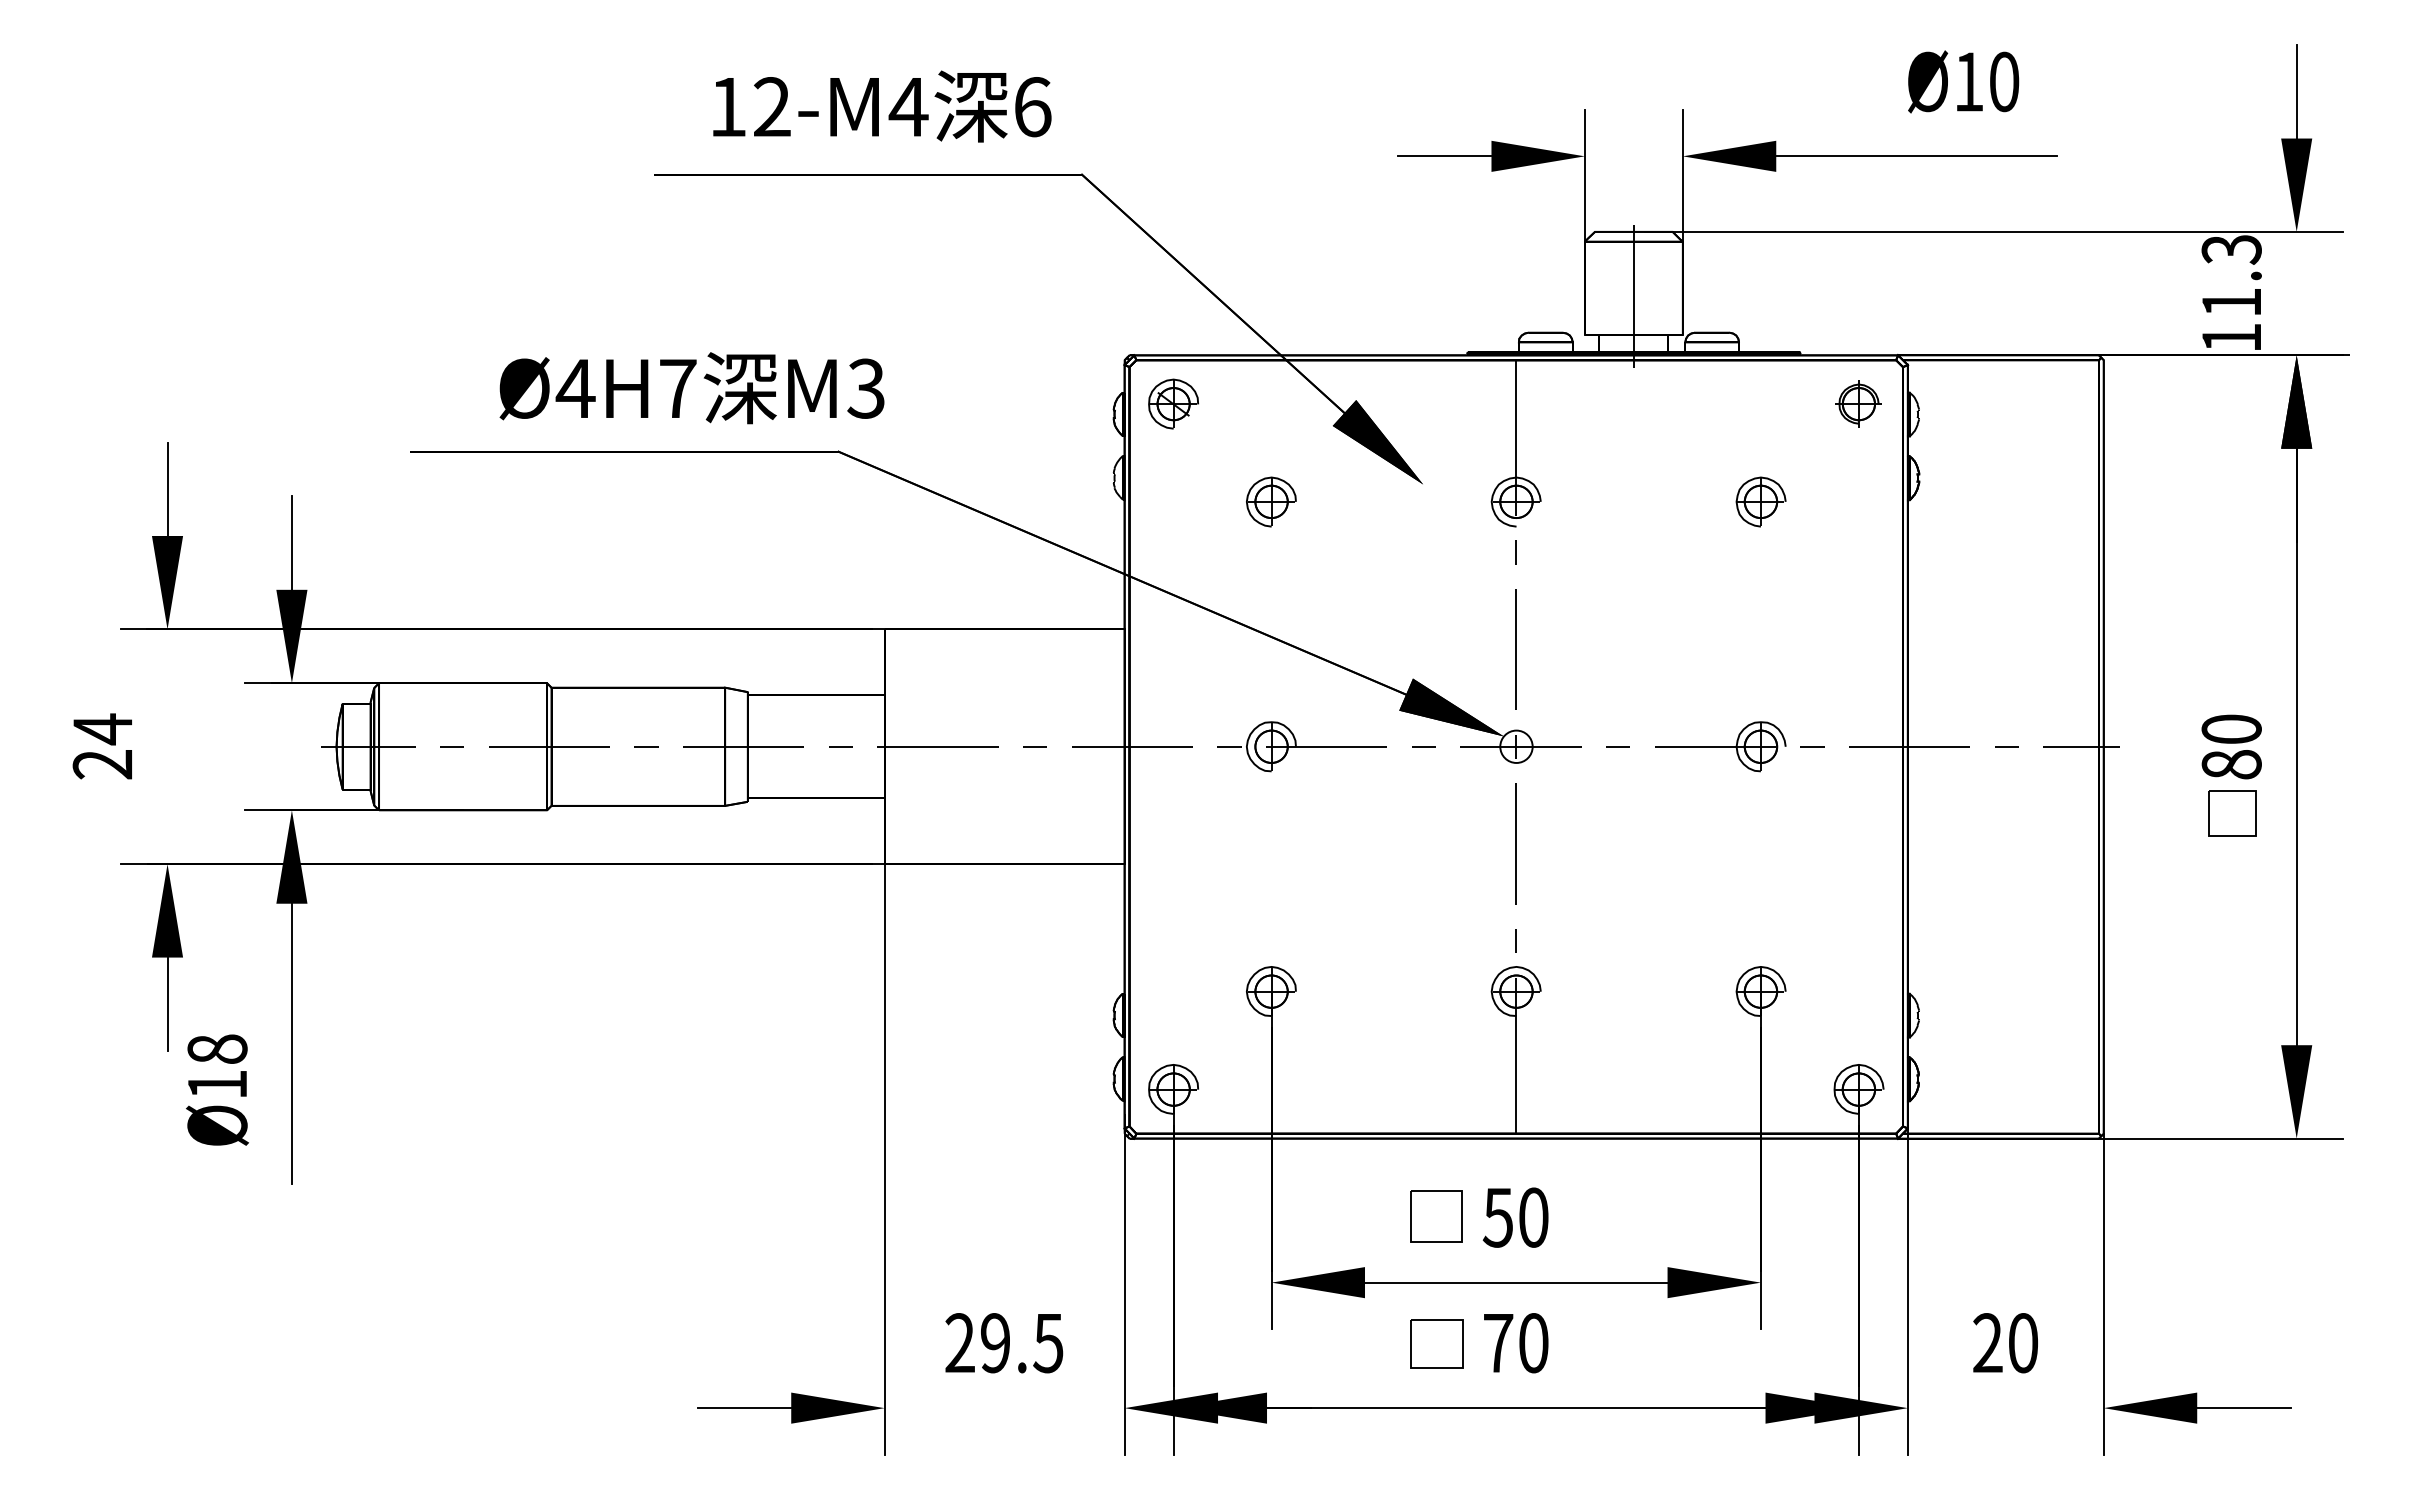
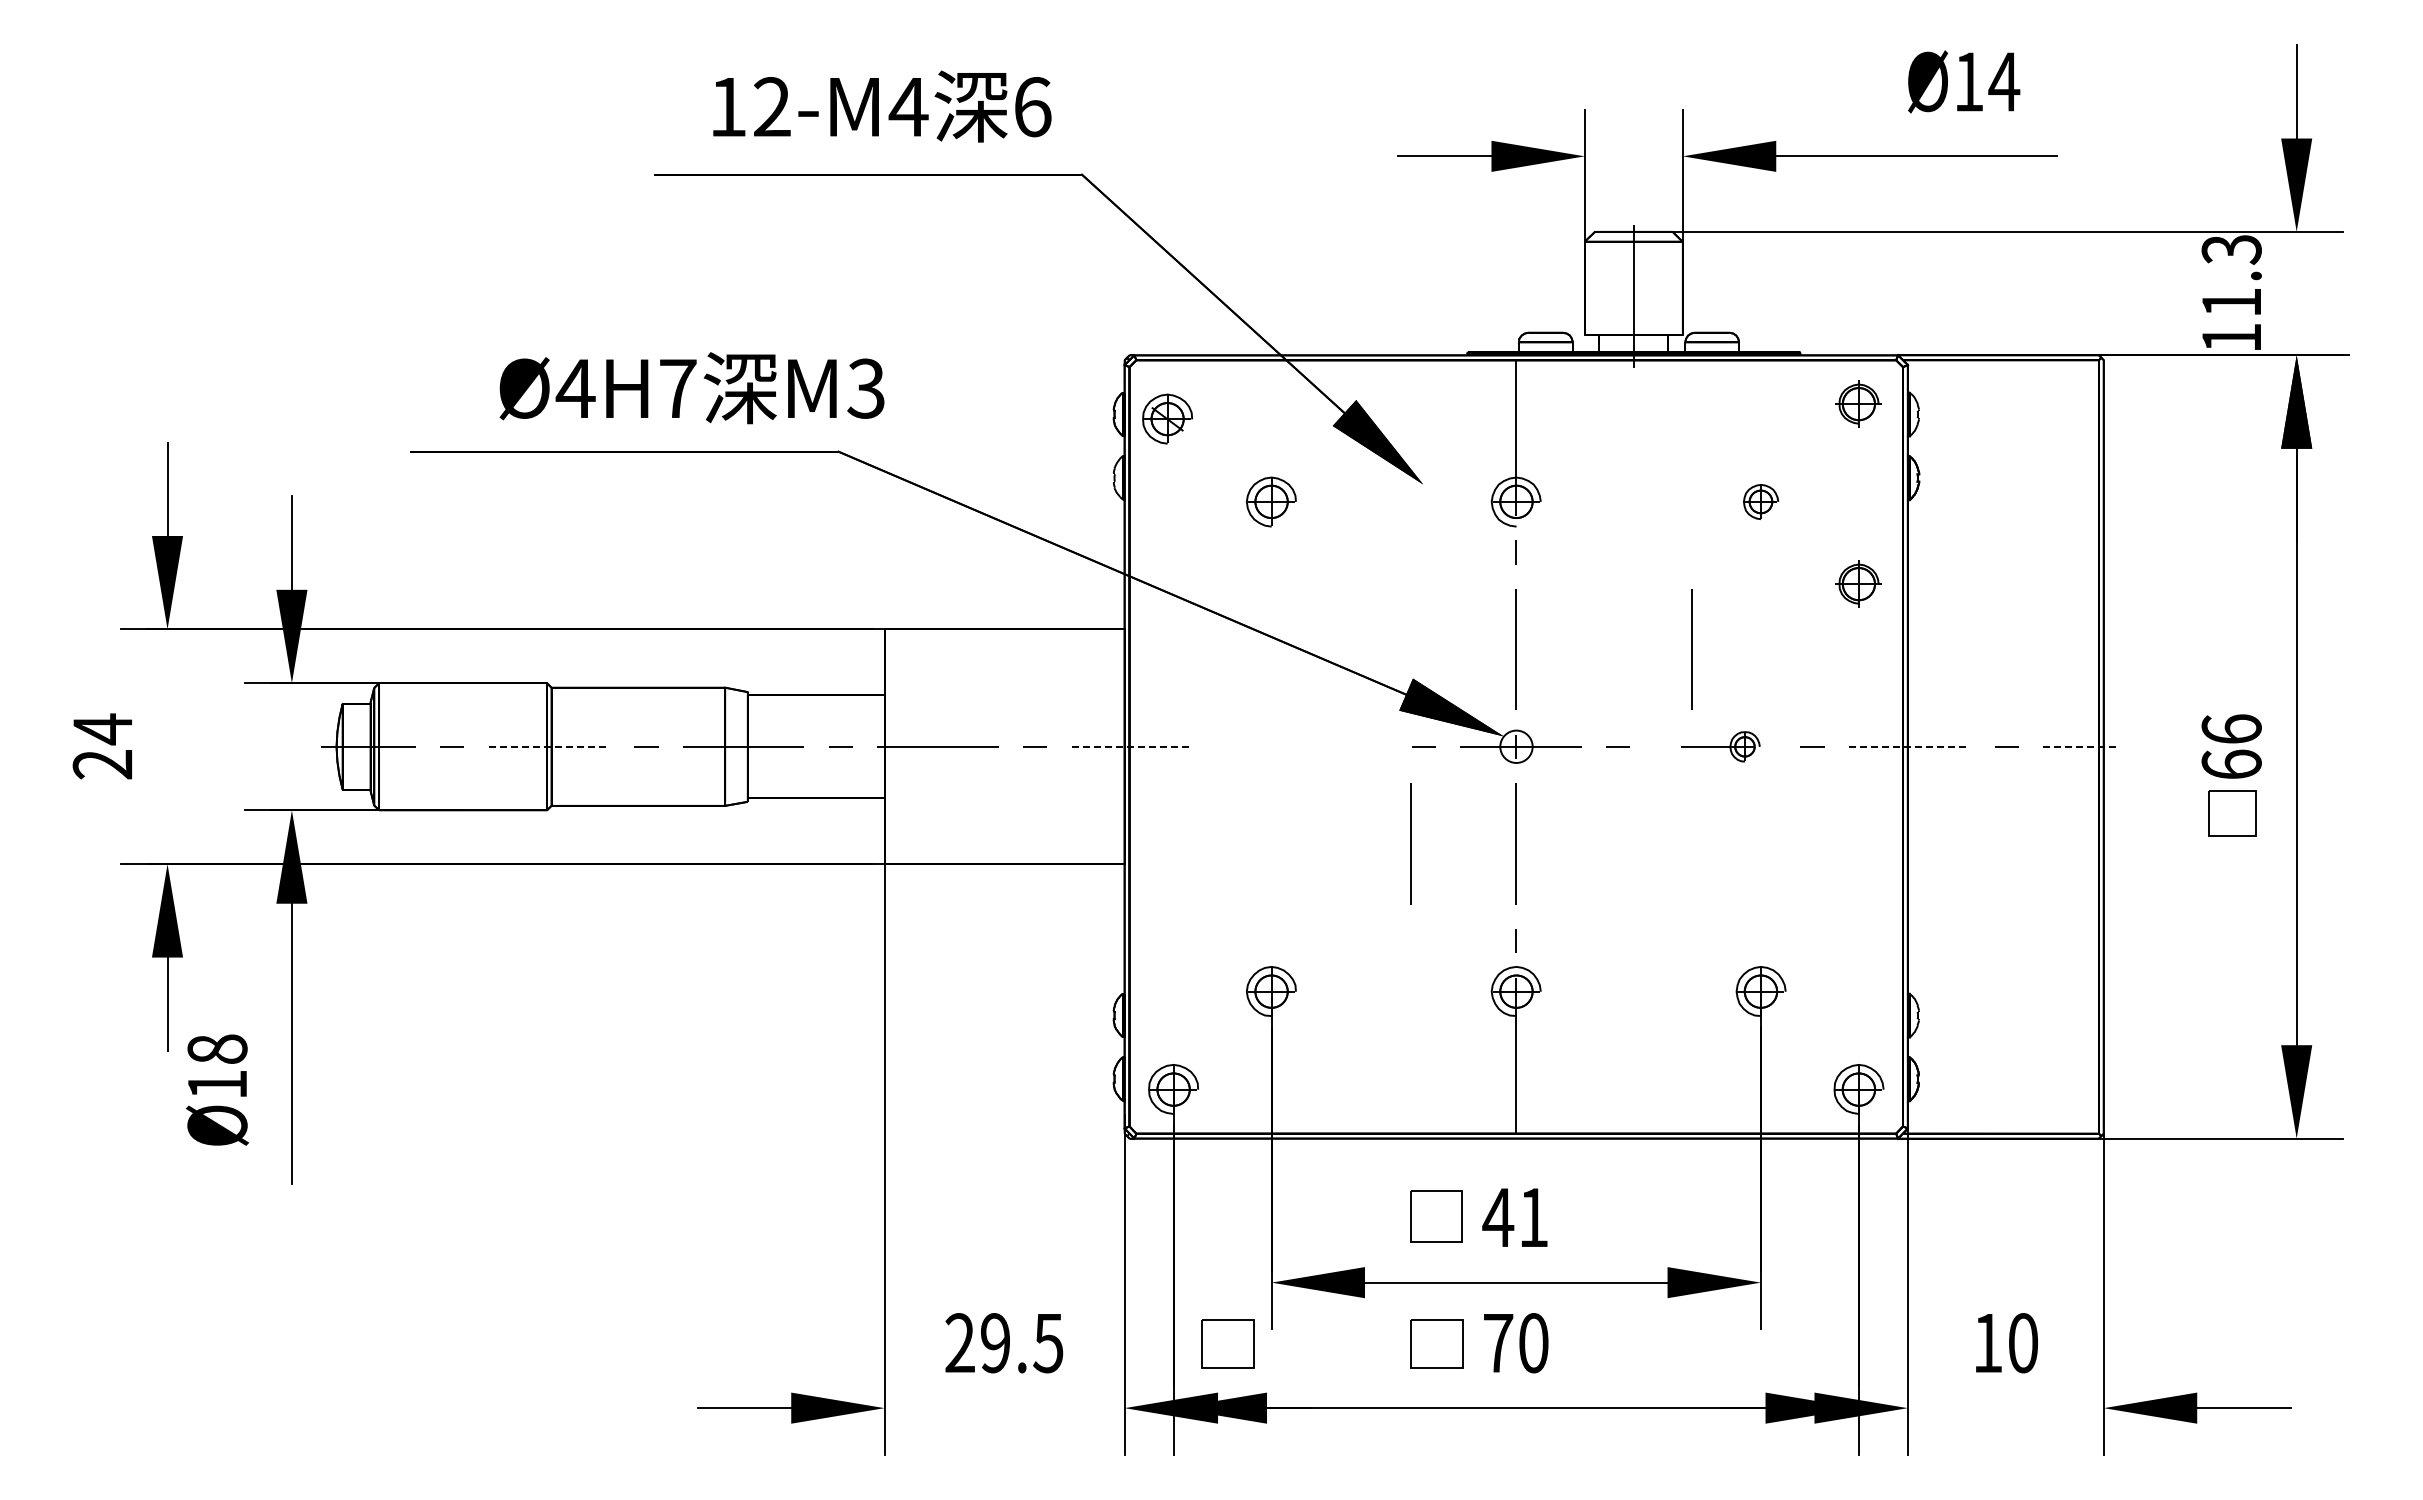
text: Ø10 -> Ø14 (2004, 81)
part position: (1173, 403) -> (1167, 418) (1167, 418)
part size: 52x52 px -> 37x37 px (1761, 502)
part: none -> present (1858, 583)
line: none -> present (1691, 649)
line: solid -> dashed (549, 746)
line: solid -> dashed (1132, 746)
part: present -> none (1301, 746)
part size: 132x52 px -> 80x32 px (1720, 746)
line: solid -> dashed (1909, 746)
line: solid -> dashed (2081, 746)
text: 80 -> 66 (2231, 746)
line: none -> present (1410, 843)
text: 50 -> 41 (1515, 1217)
text: 20 -> 10 (1987, 1342)
part: none -> present (1227, 1343)
